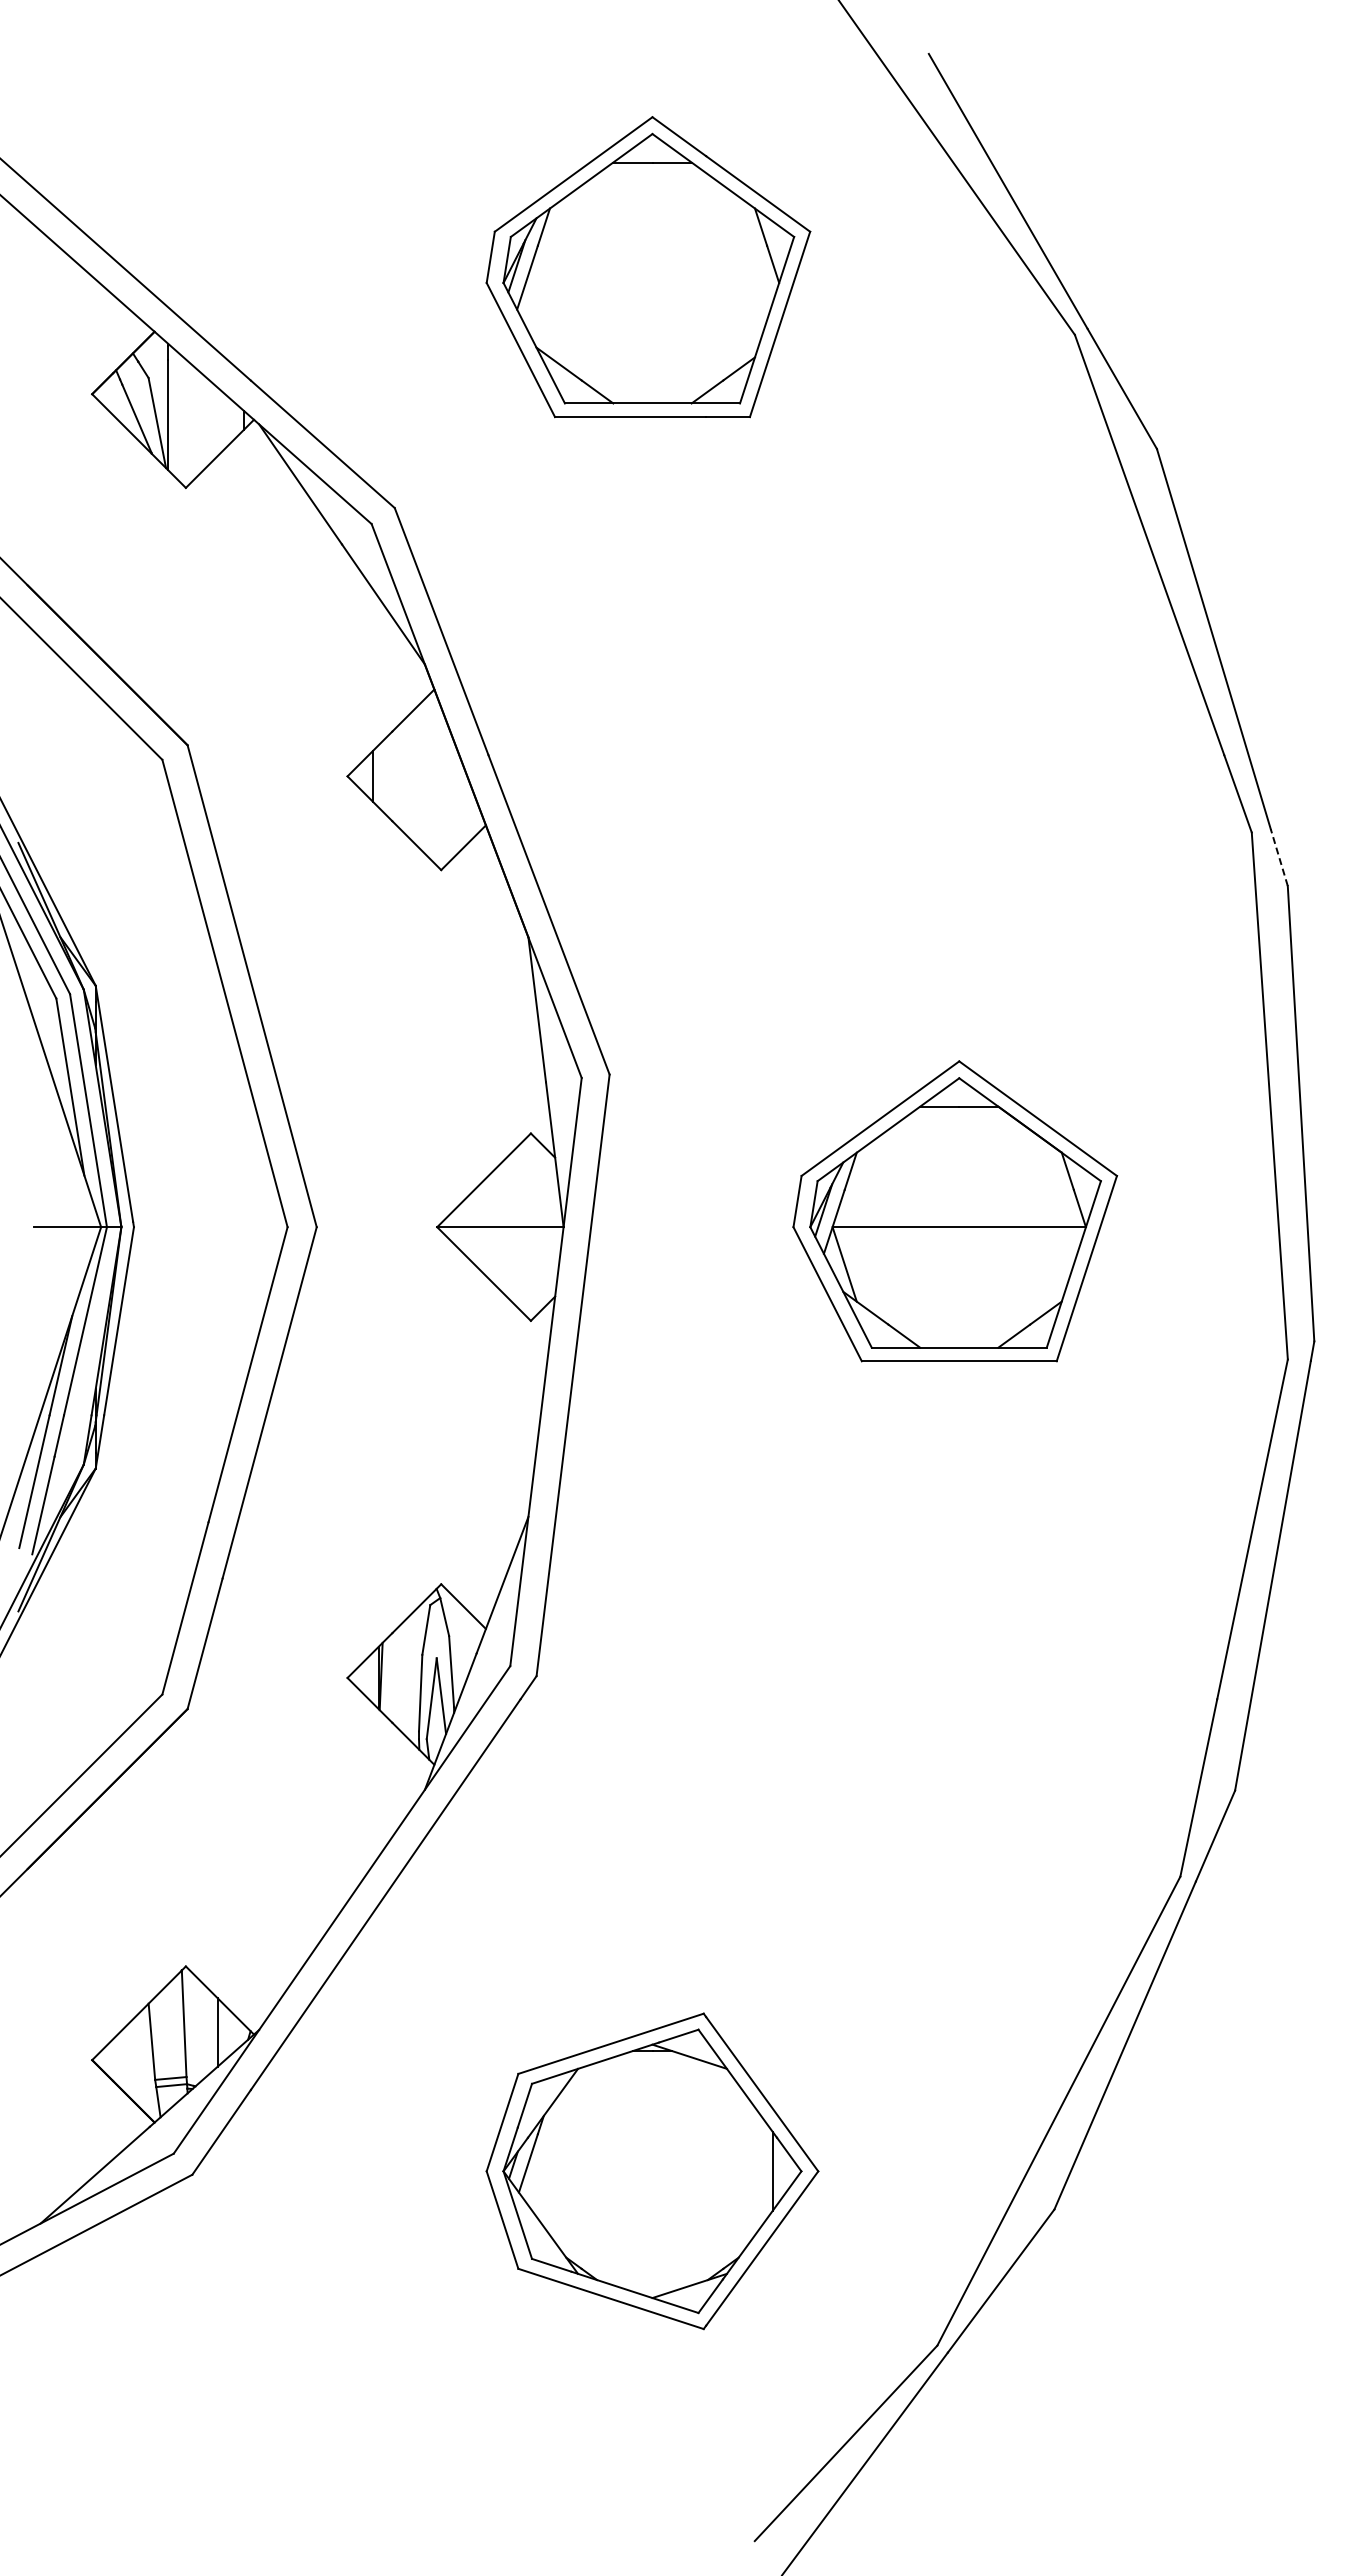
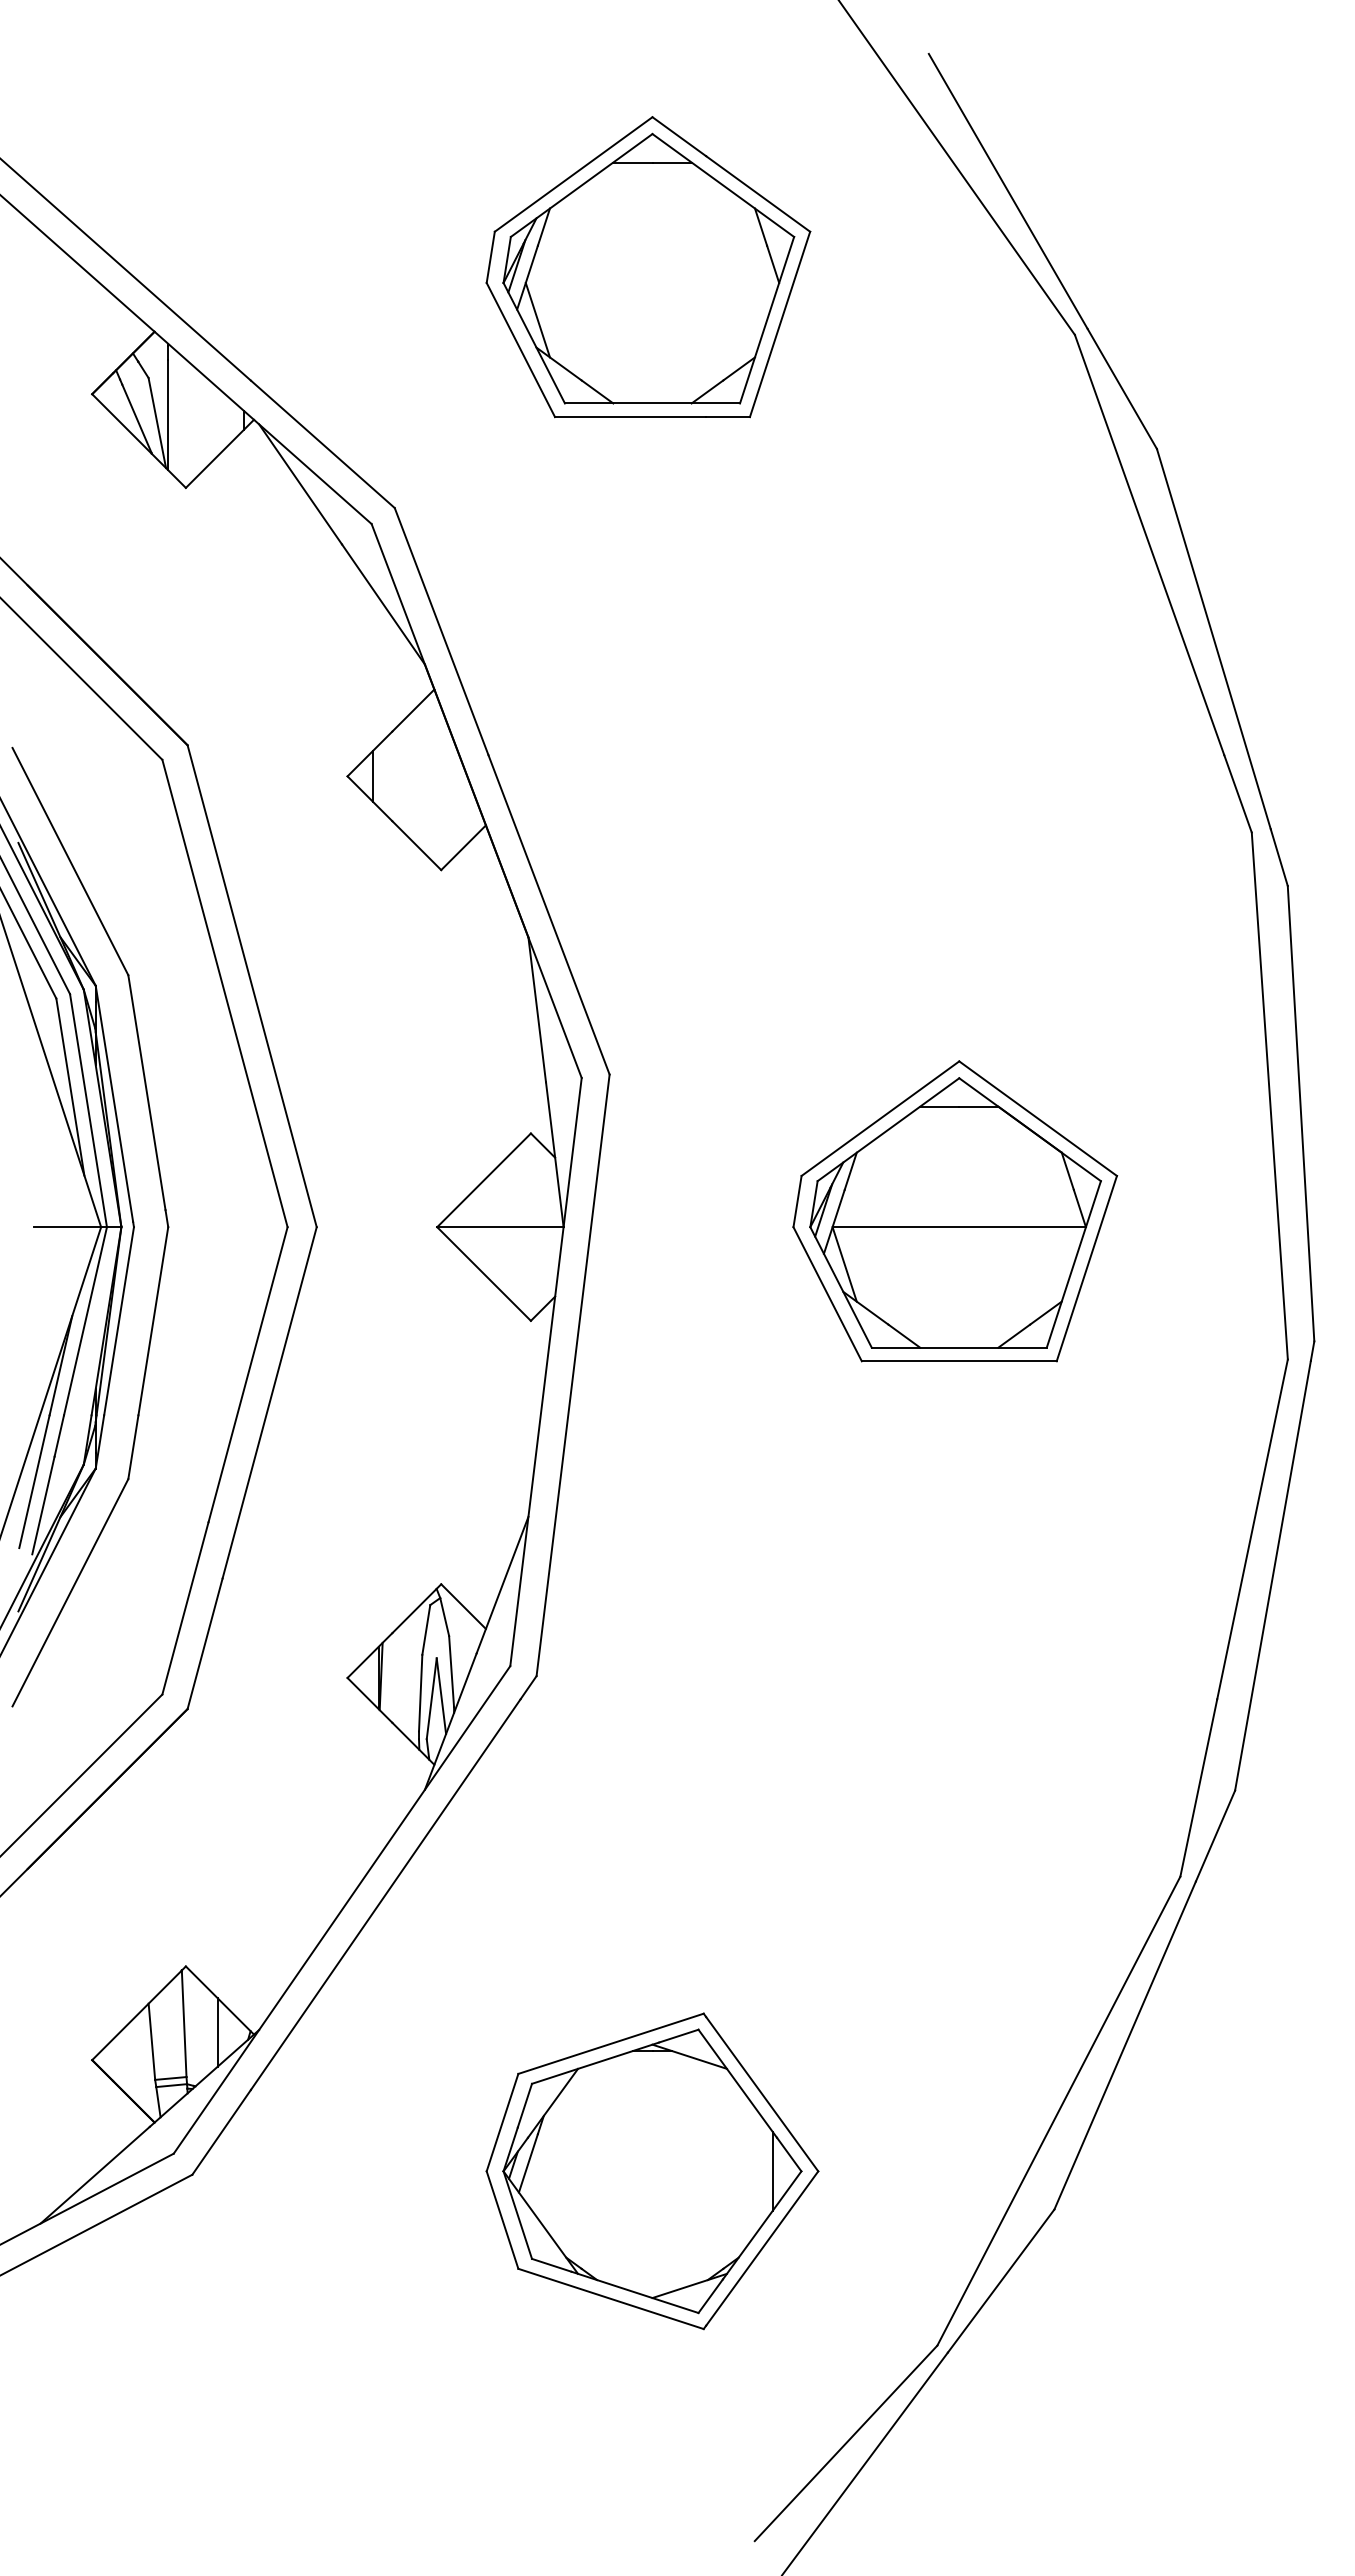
line: none -> present (537, 319)
line: dashed -> solid (1279, 857)
part: none -> present (164, 1211)
